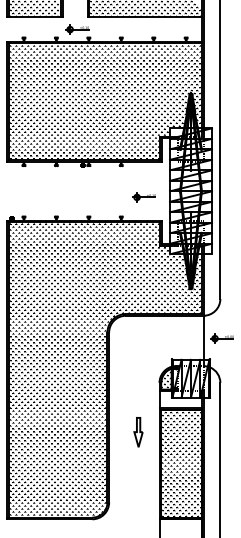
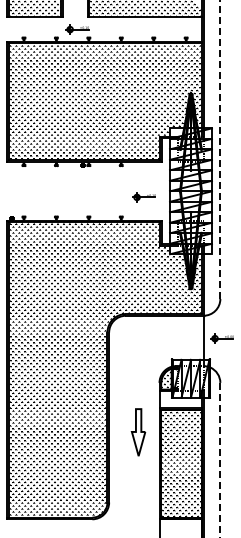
line: solid -> dashed (220, 149)
part size: 11x31 px -> 17x49 px (138, 432)
line: solid -> dashed (220, 460)
